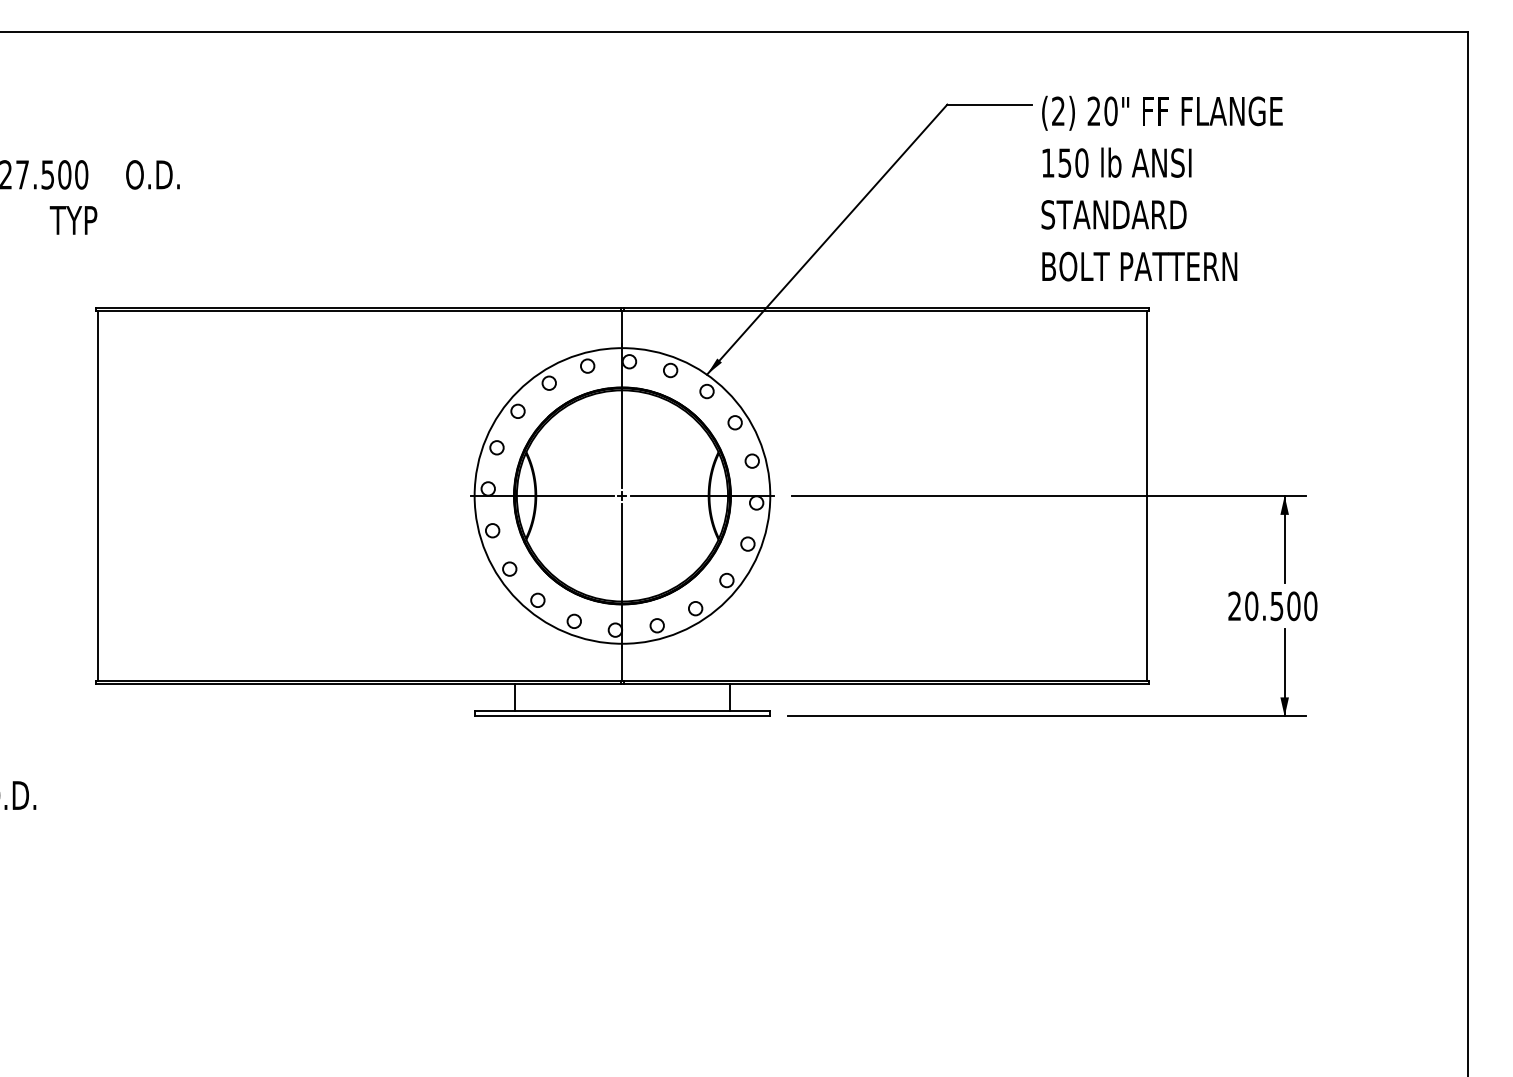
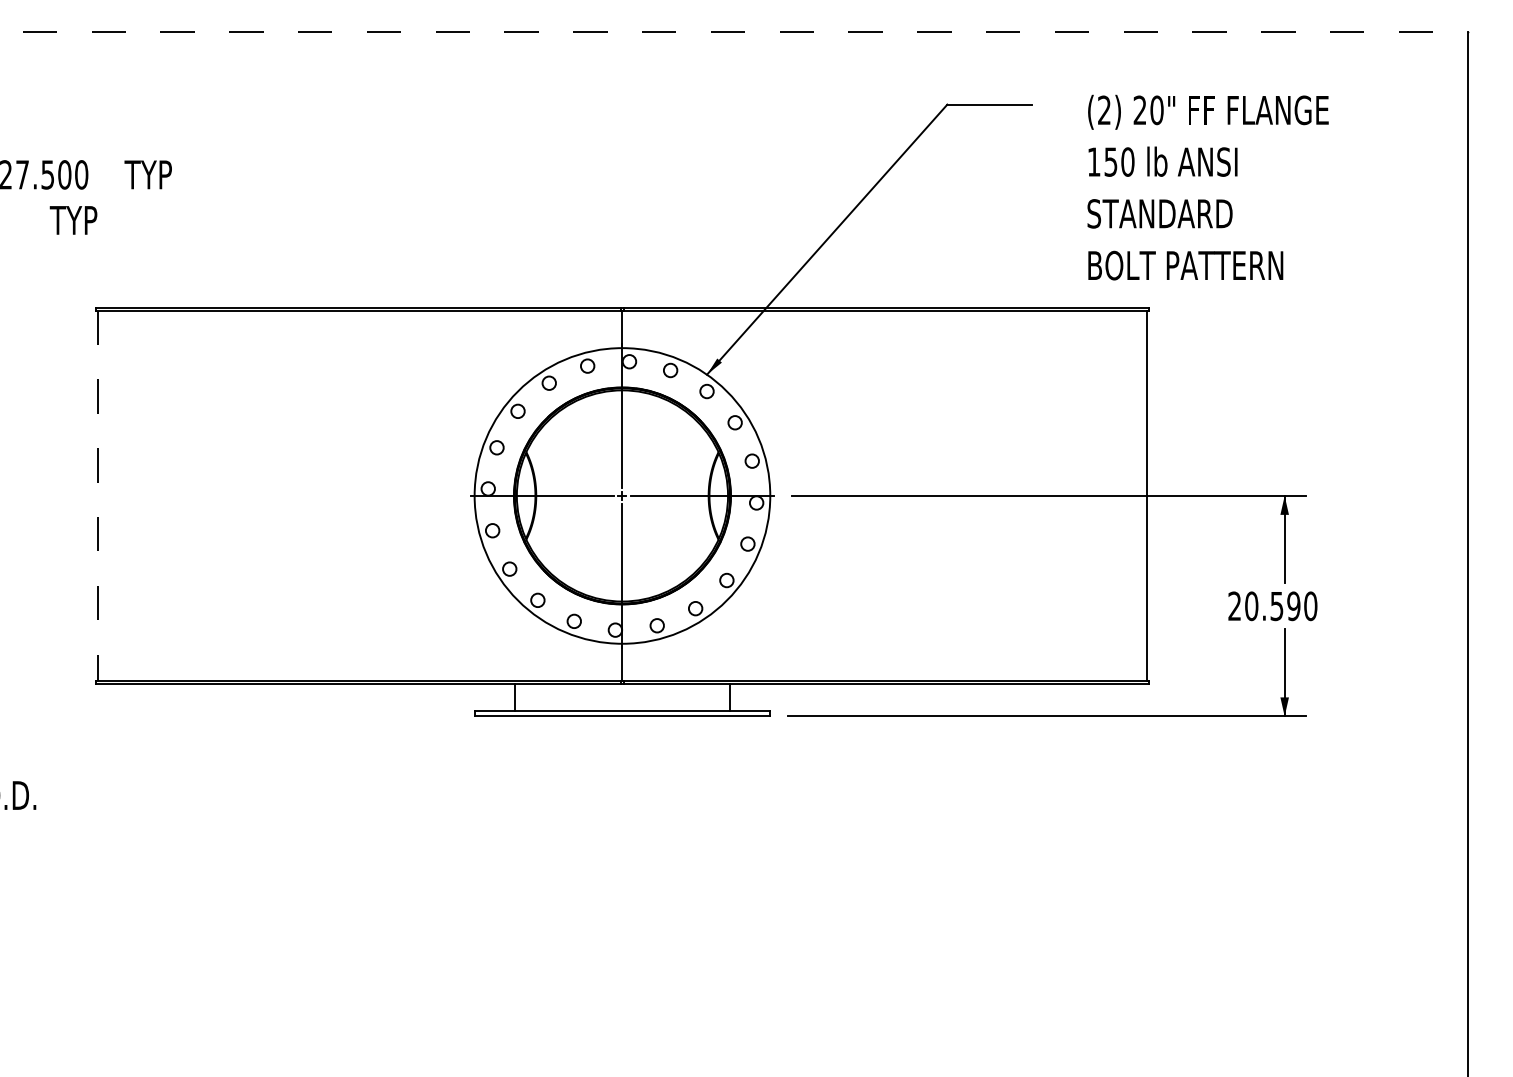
line: solid -> dashed (734, 32)
text: O.D. -> TYP (151, 174)
text position: (1161, 188) -> (1207, 187) (1207, 187)
line: solid -> dashed (98, 496)
text: 20.500 -> 20.590 (1293, 606)
